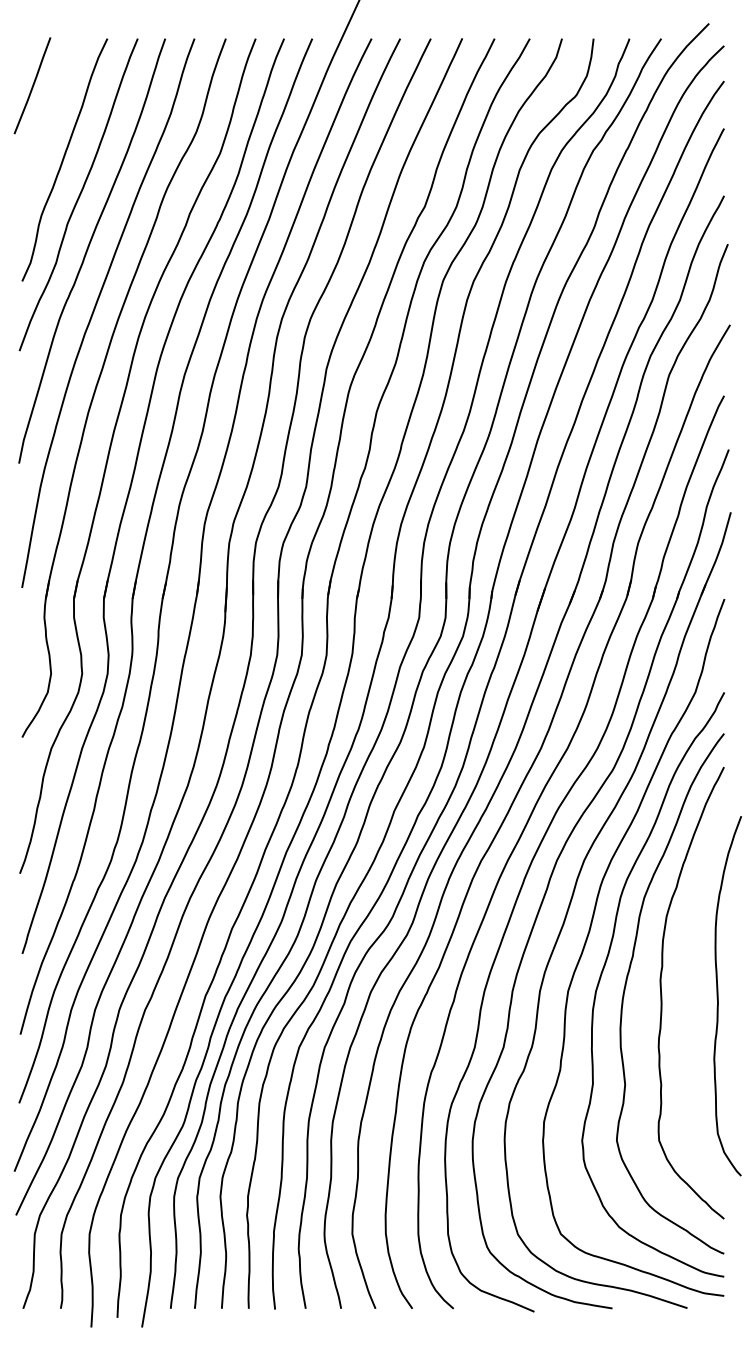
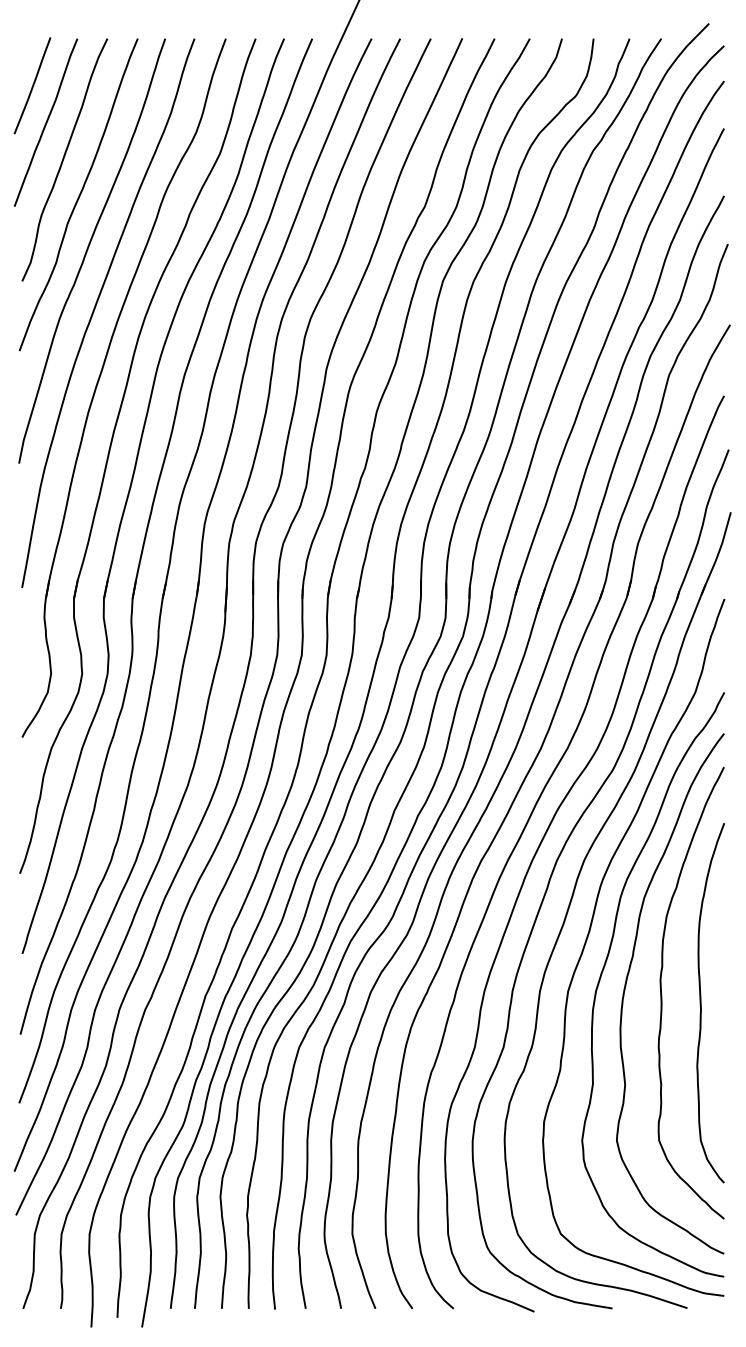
curve: none -> present (45, 122)
curve position: (718, 996) -> (701, 1003) (701, 1003)
